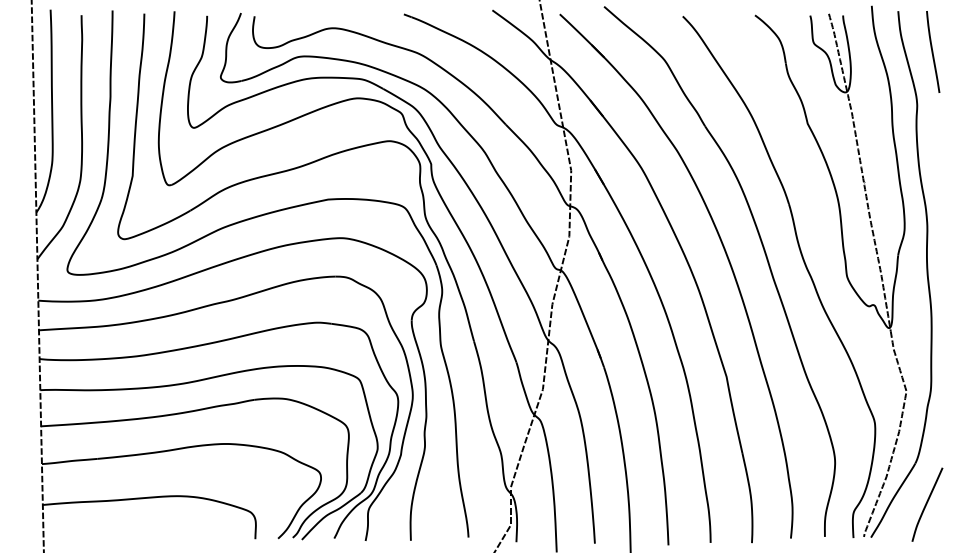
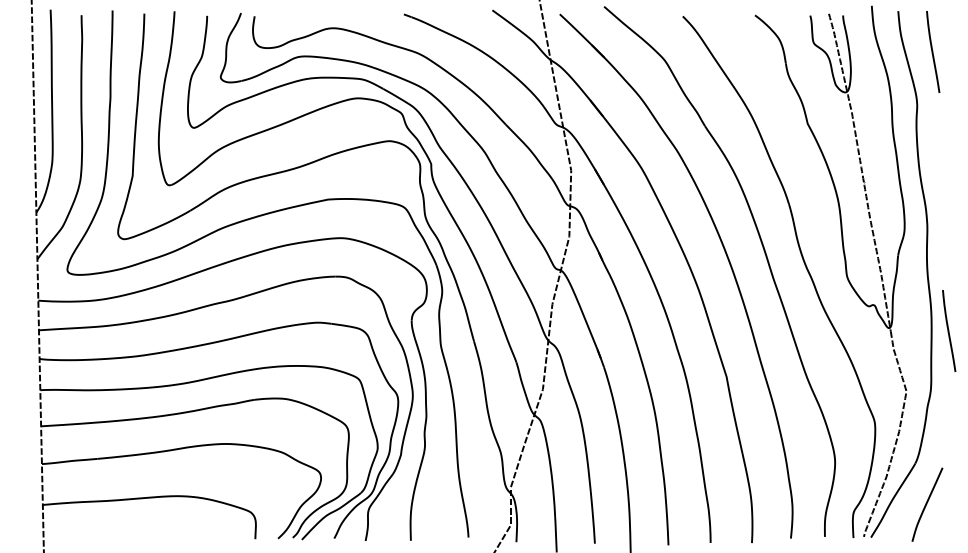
curve: none -> present (949, 330)
